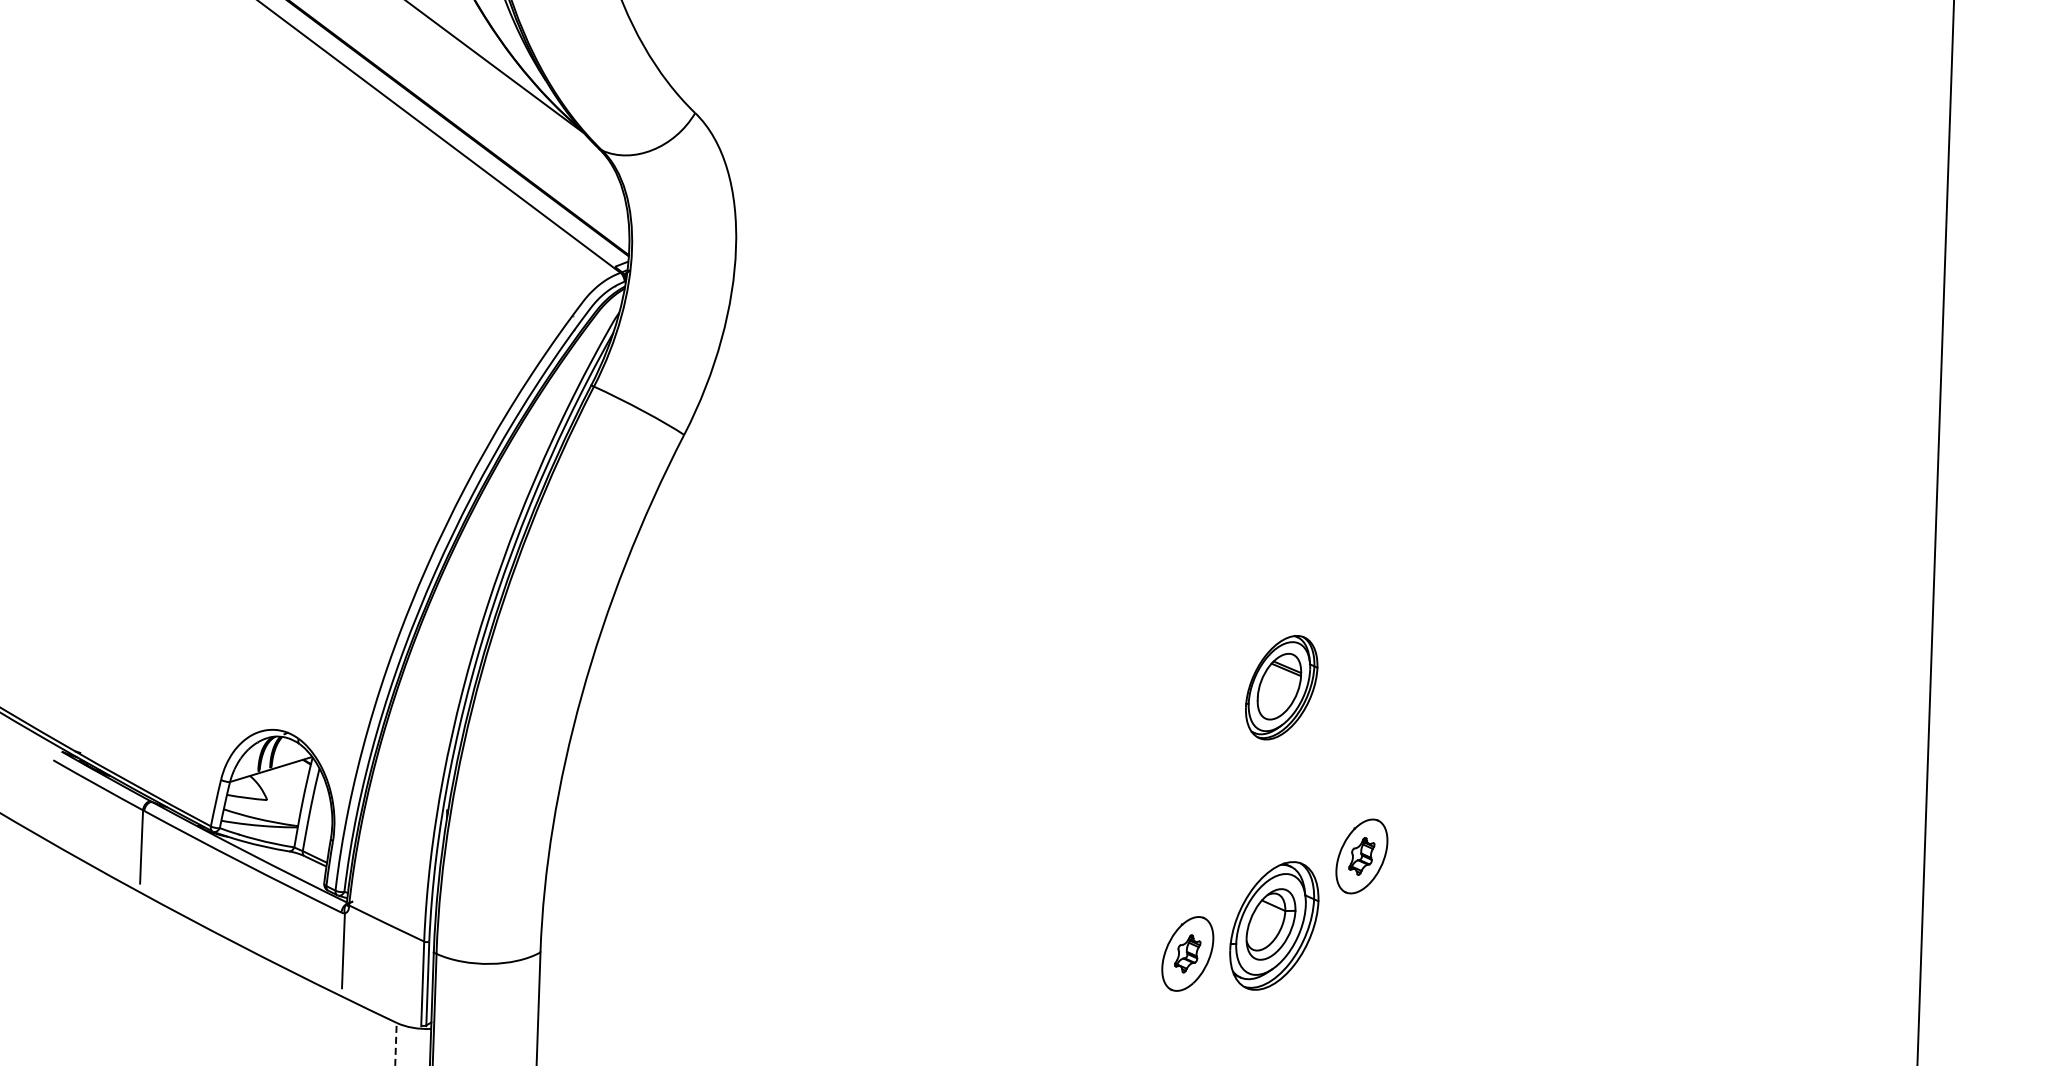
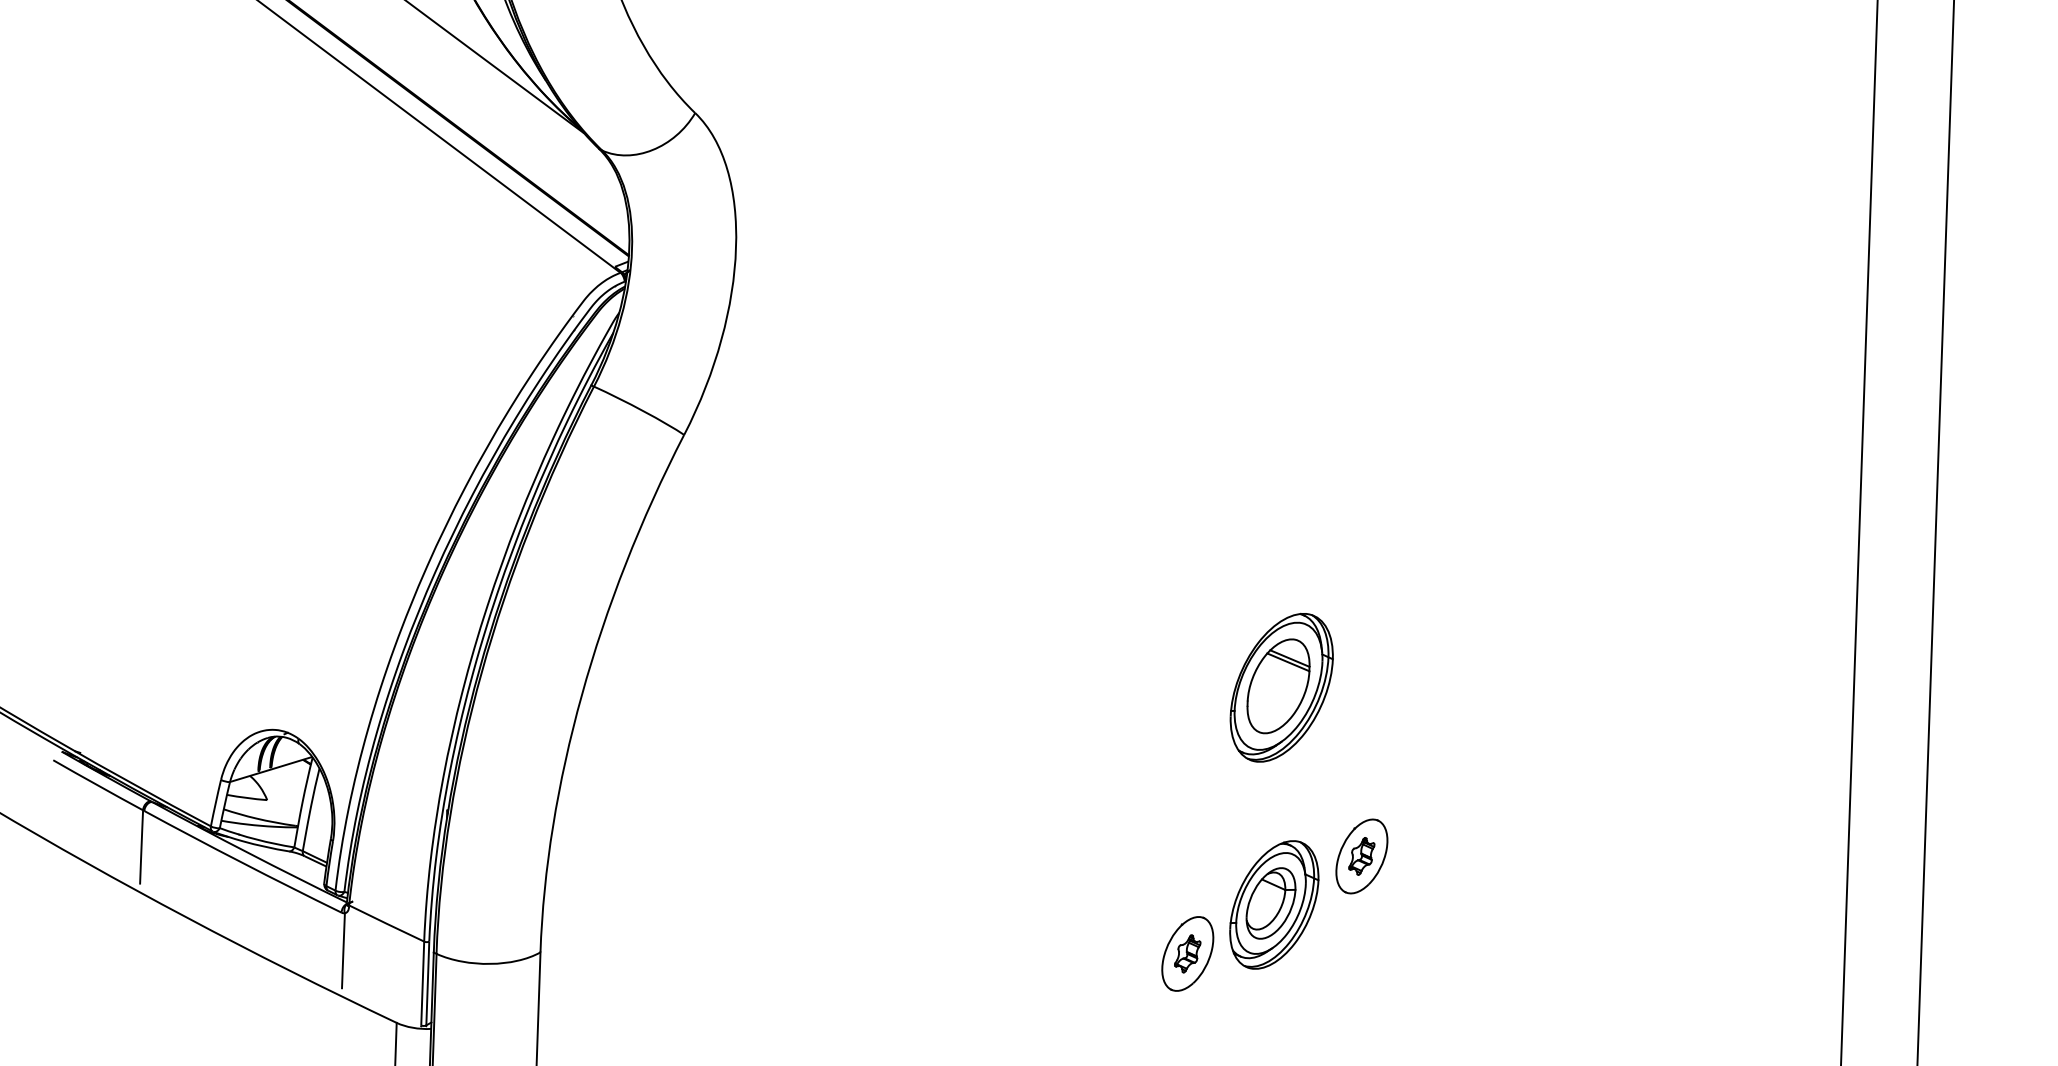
line: none -> present (1859, 532)
part size: 74x106 px -> 105x151 px (1281, 687)
part position: (1274, 925) -> (1274, 904) (1274, 904)
line: dashed -> solid (395, 1043)
